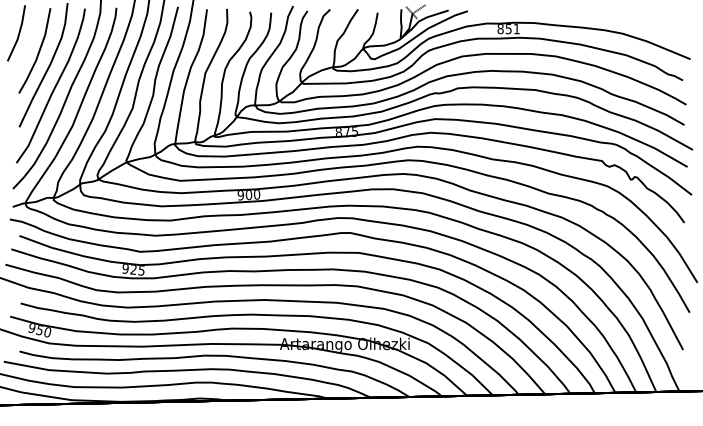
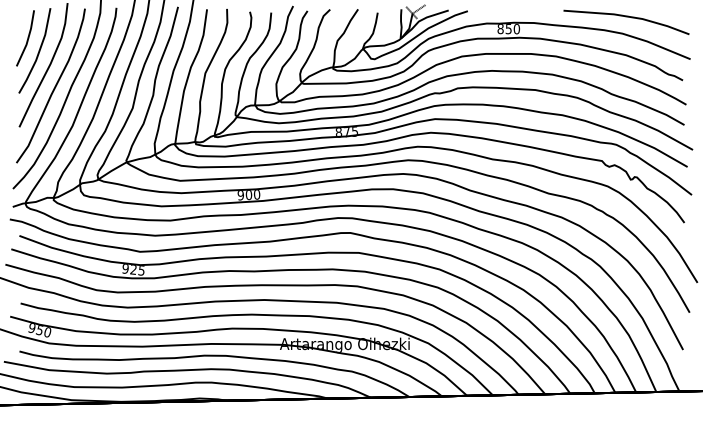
line: none -> present (626, 17)
text: 851 -> 850 (516, 29)
line position: (18, 33) -> (27, 38) (27, 38)
